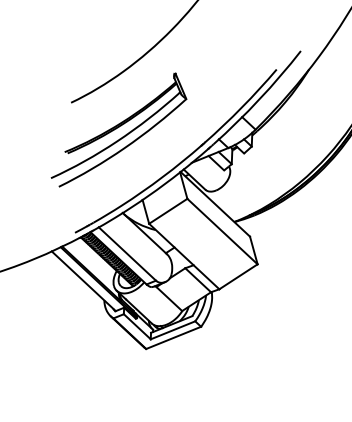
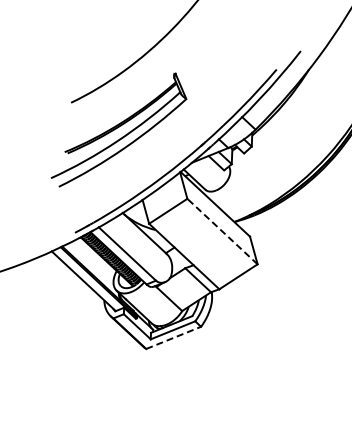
line: solid -> dashed (222, 231)
line: solid -> dashed (173, 337)
